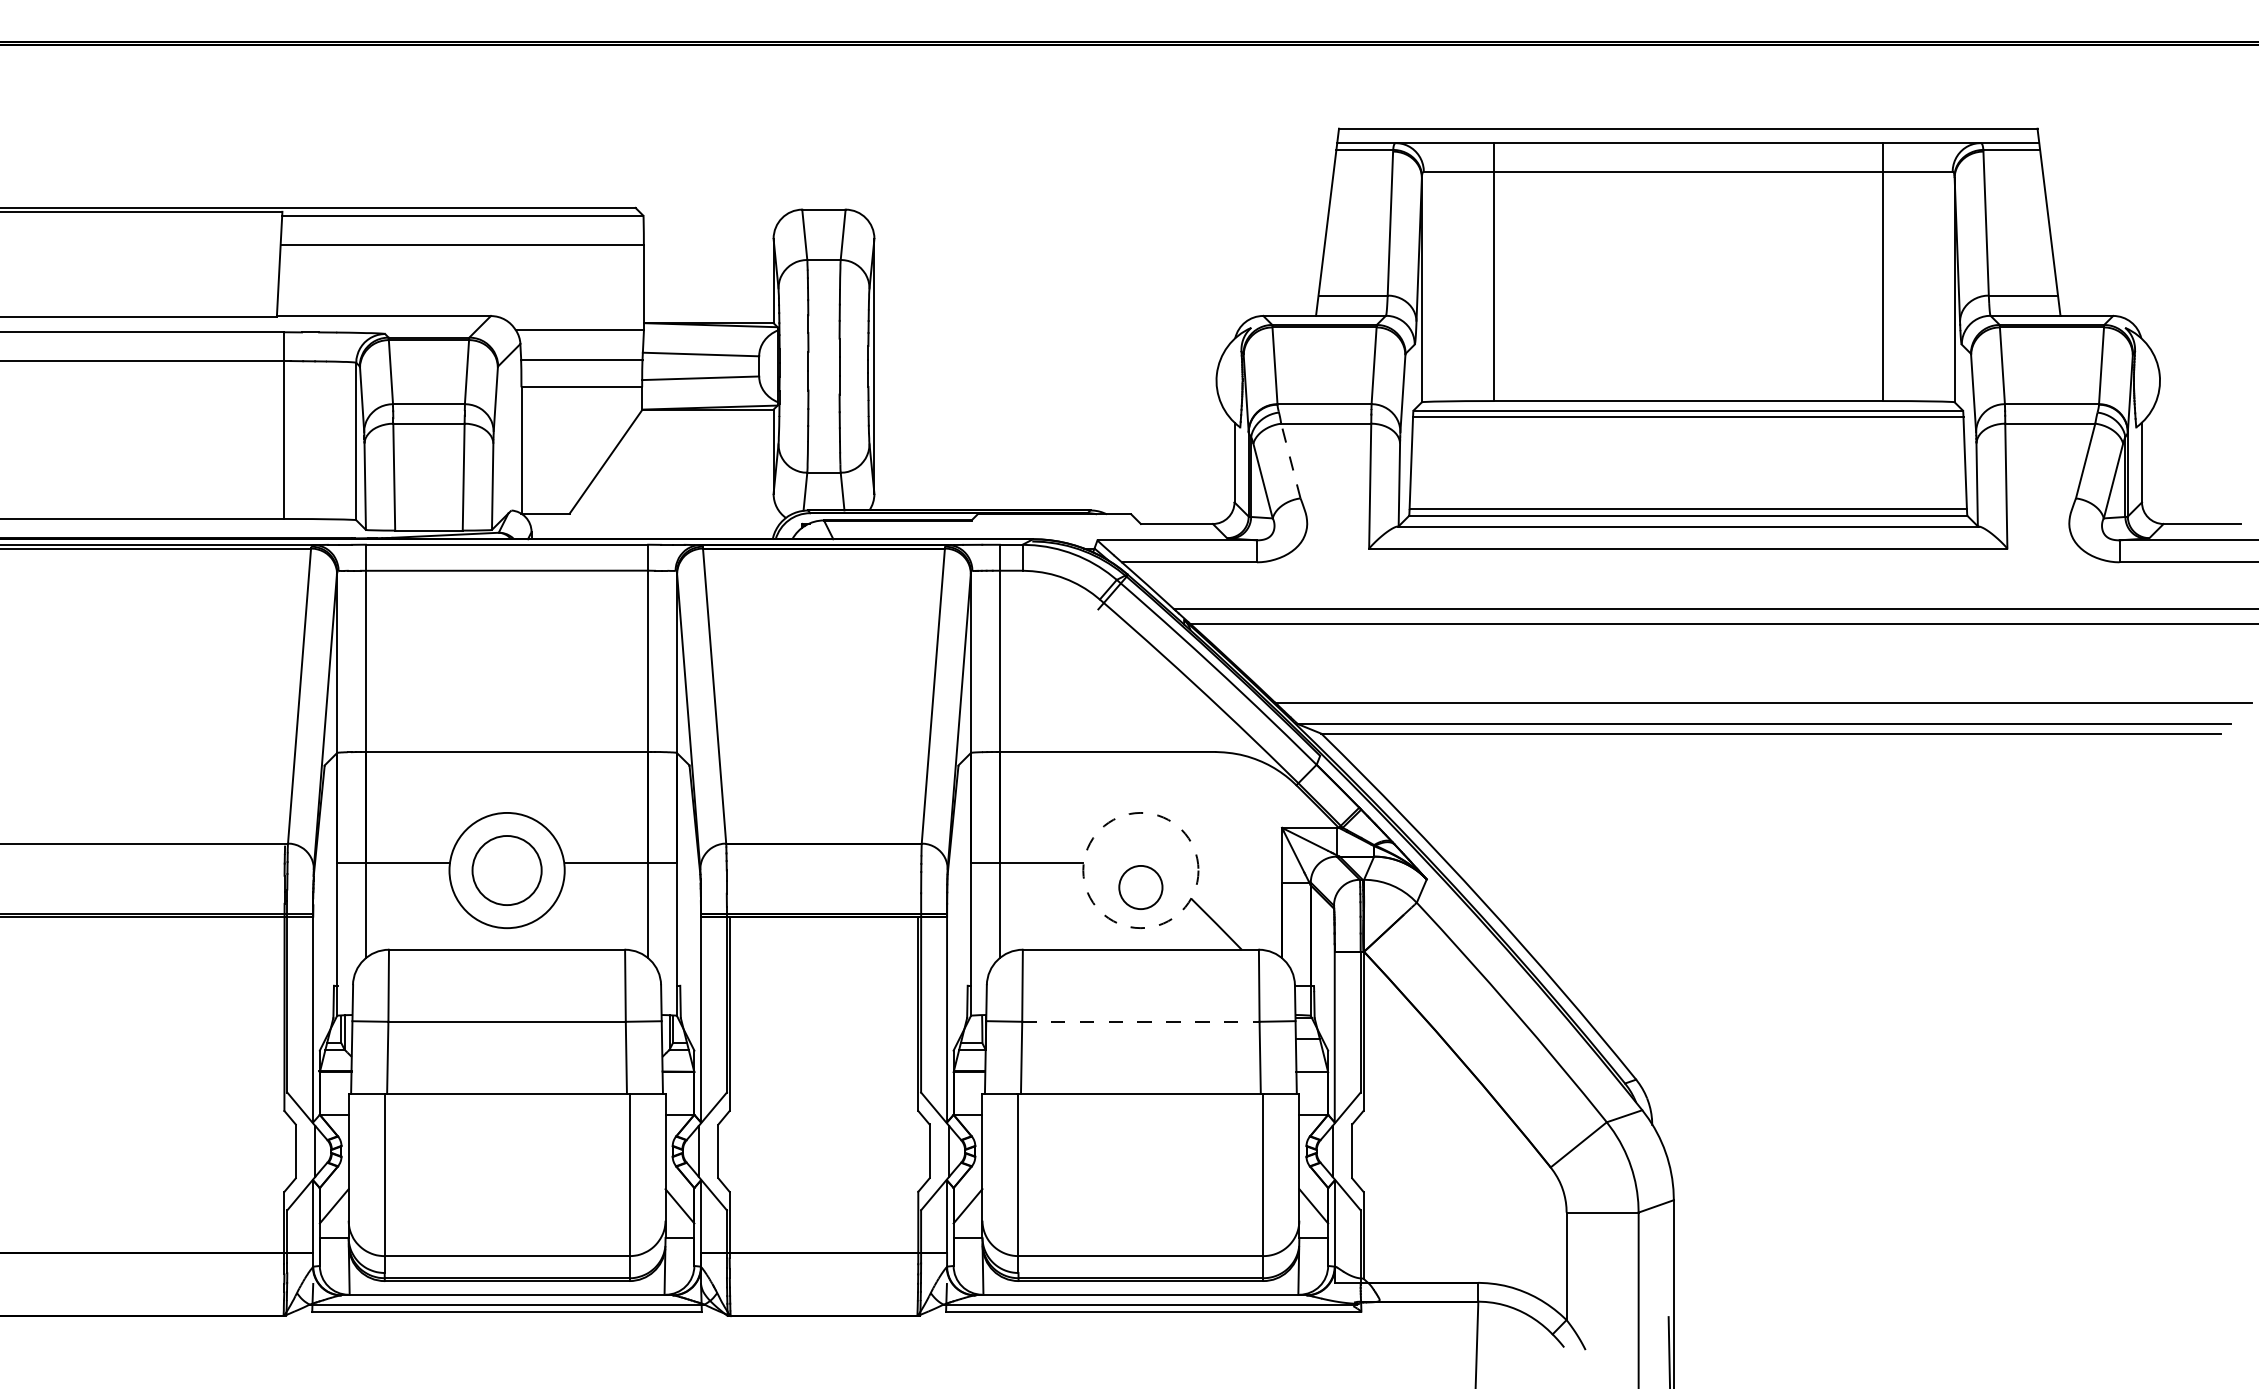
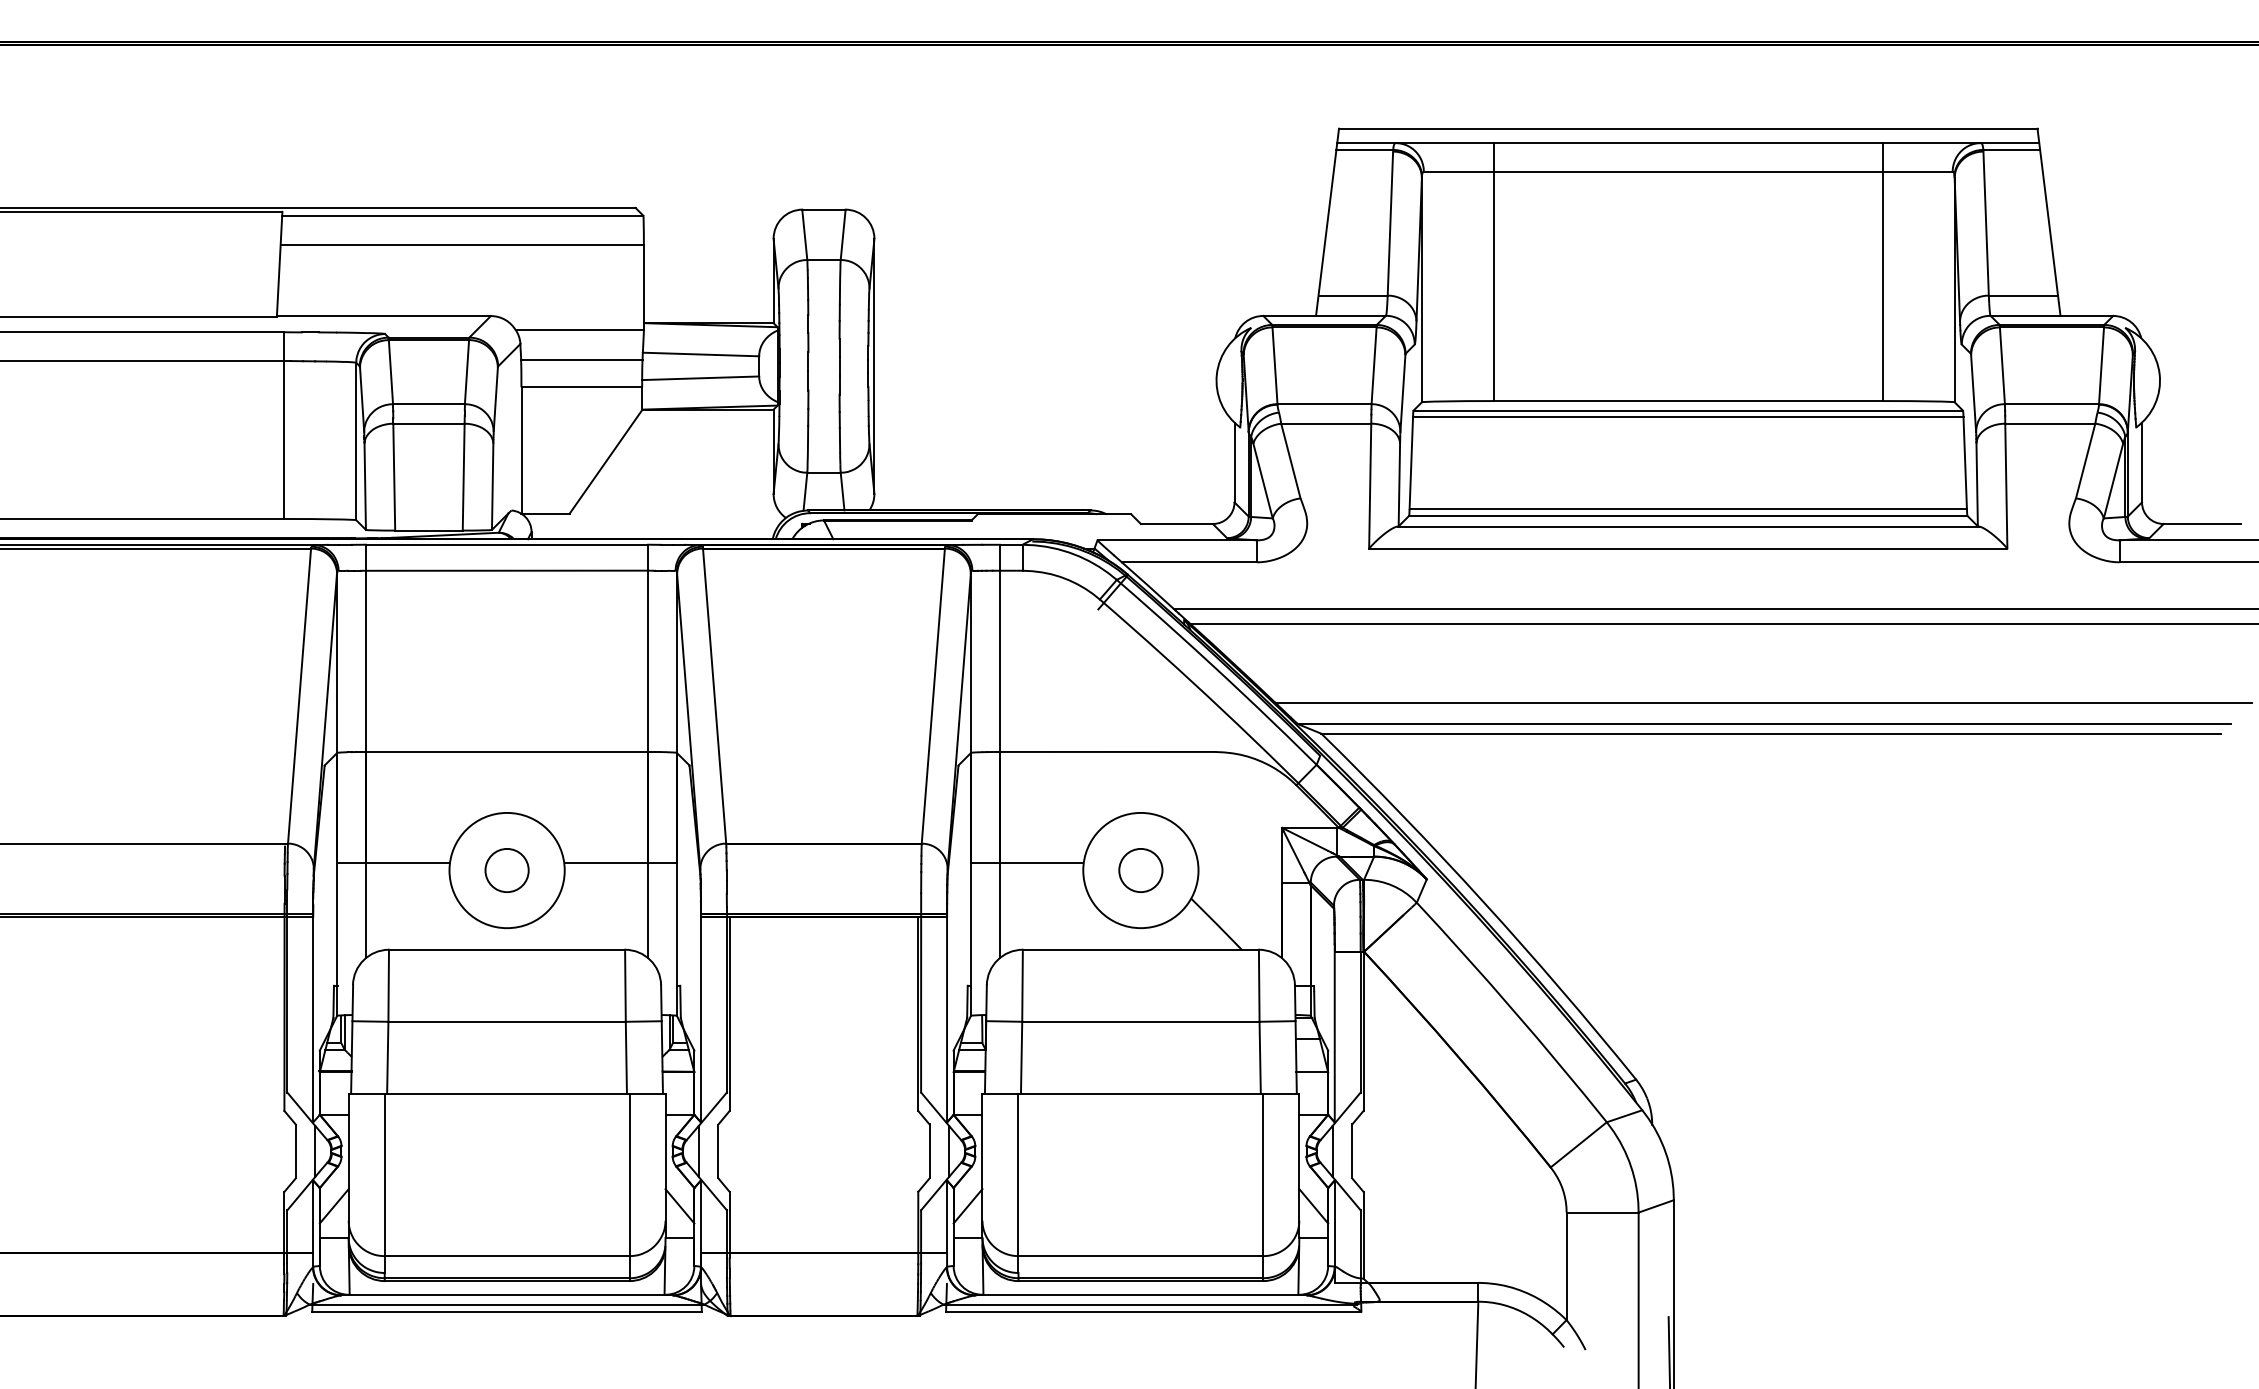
line: dashed -> solid (1290, 461)
circle diameter: 69 px -> 43 px (506, 870)
circle: dashed -> solid (1140, 870)
circle position: (1140, 887) -> (1140, 870) (1140, 870)
line: dashed -> solid (1140, 1021)
